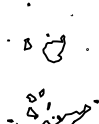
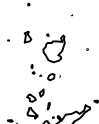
part position: (27, 43) -> (27, 36) (27, 36)
part: none -> present (45, 72)
